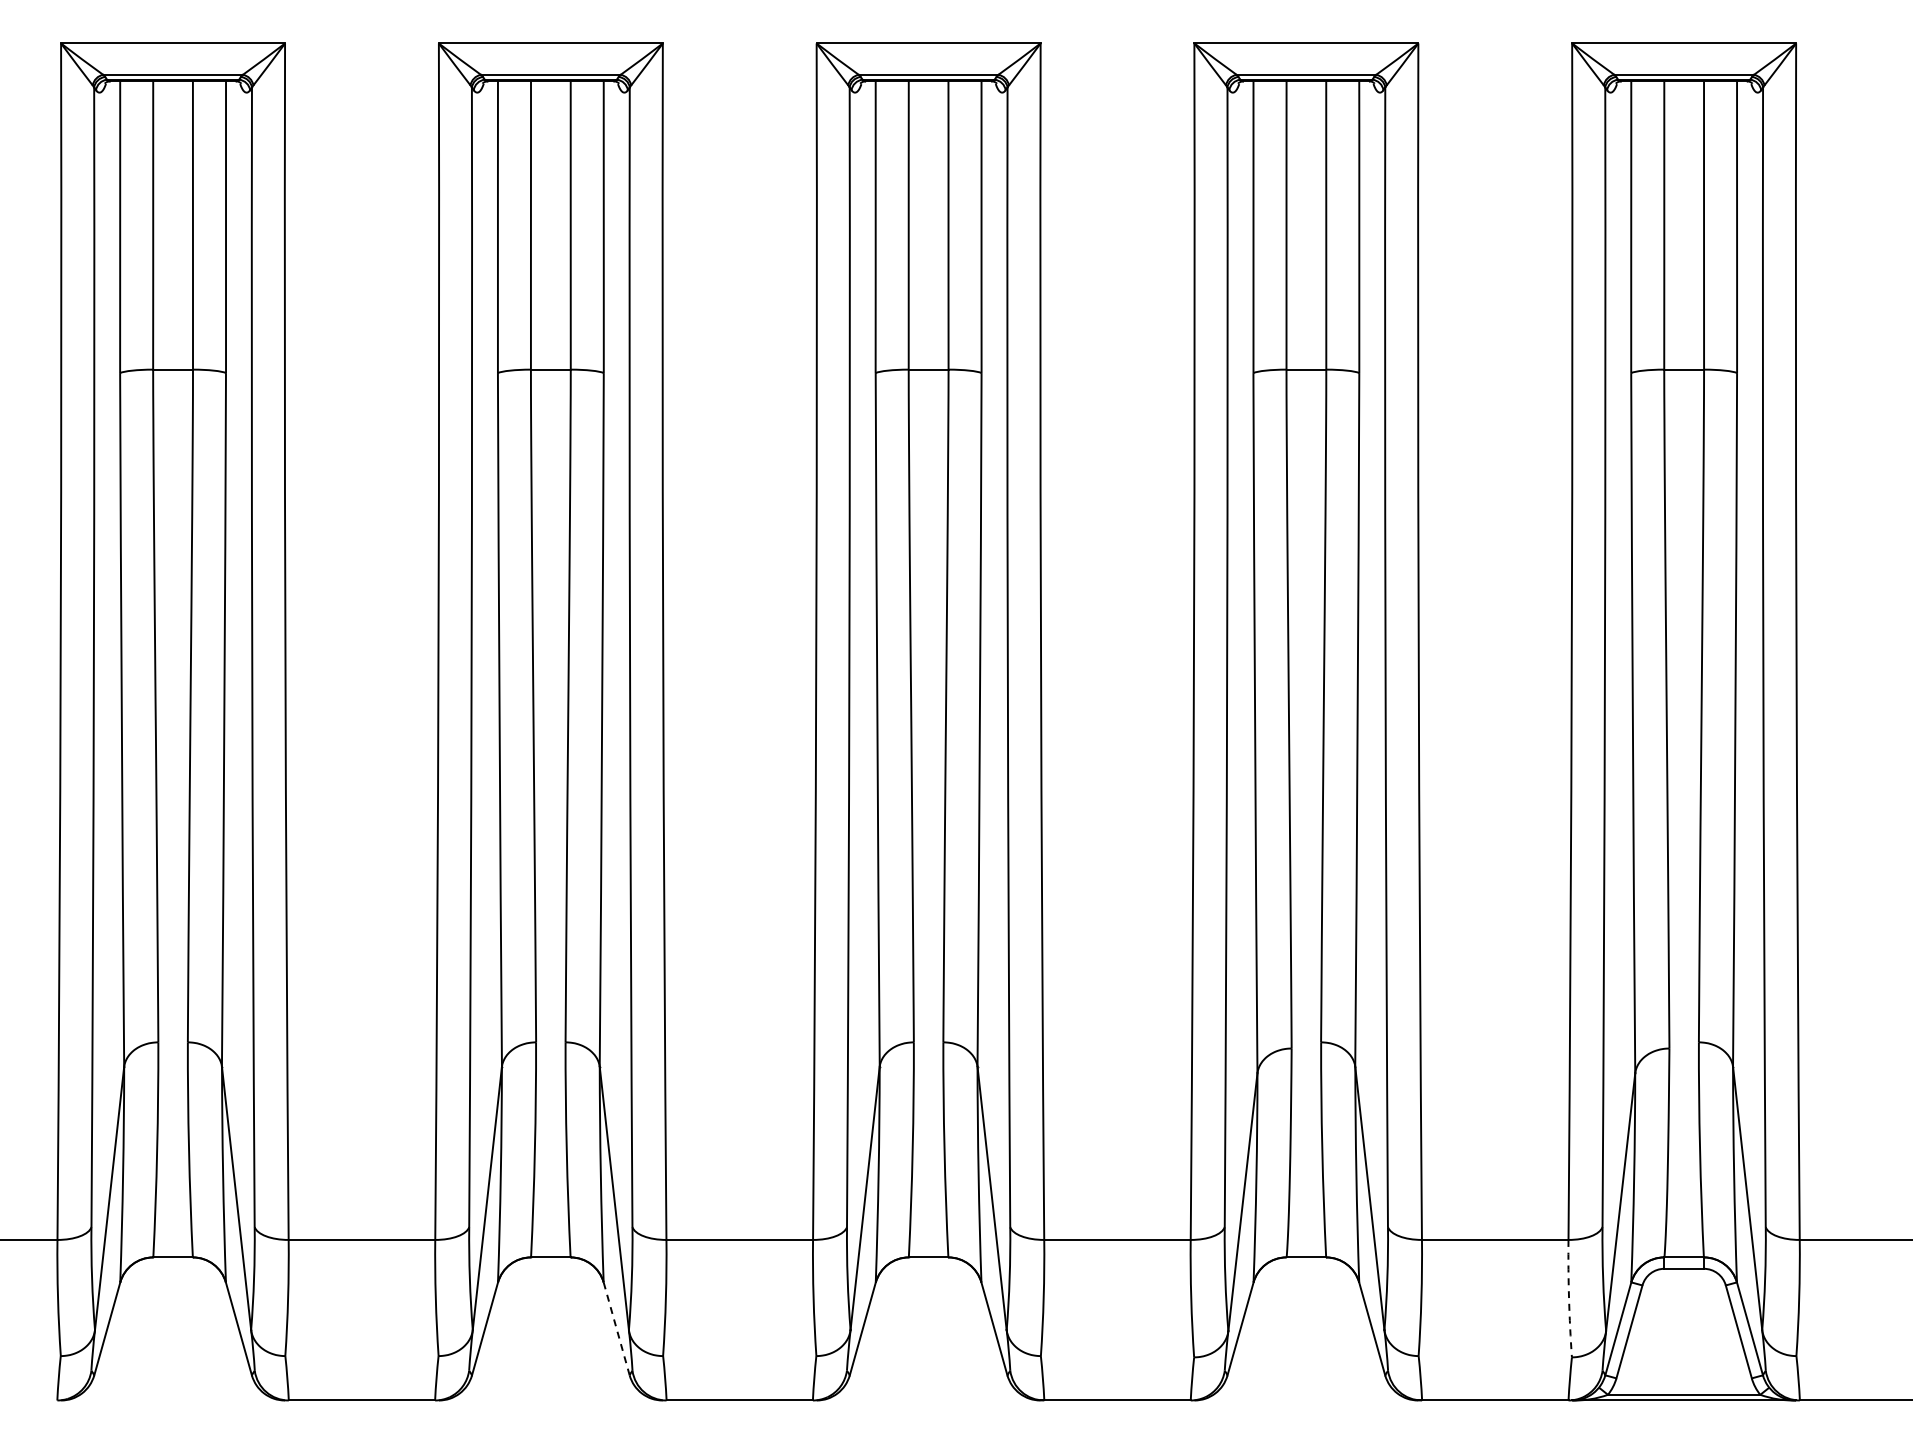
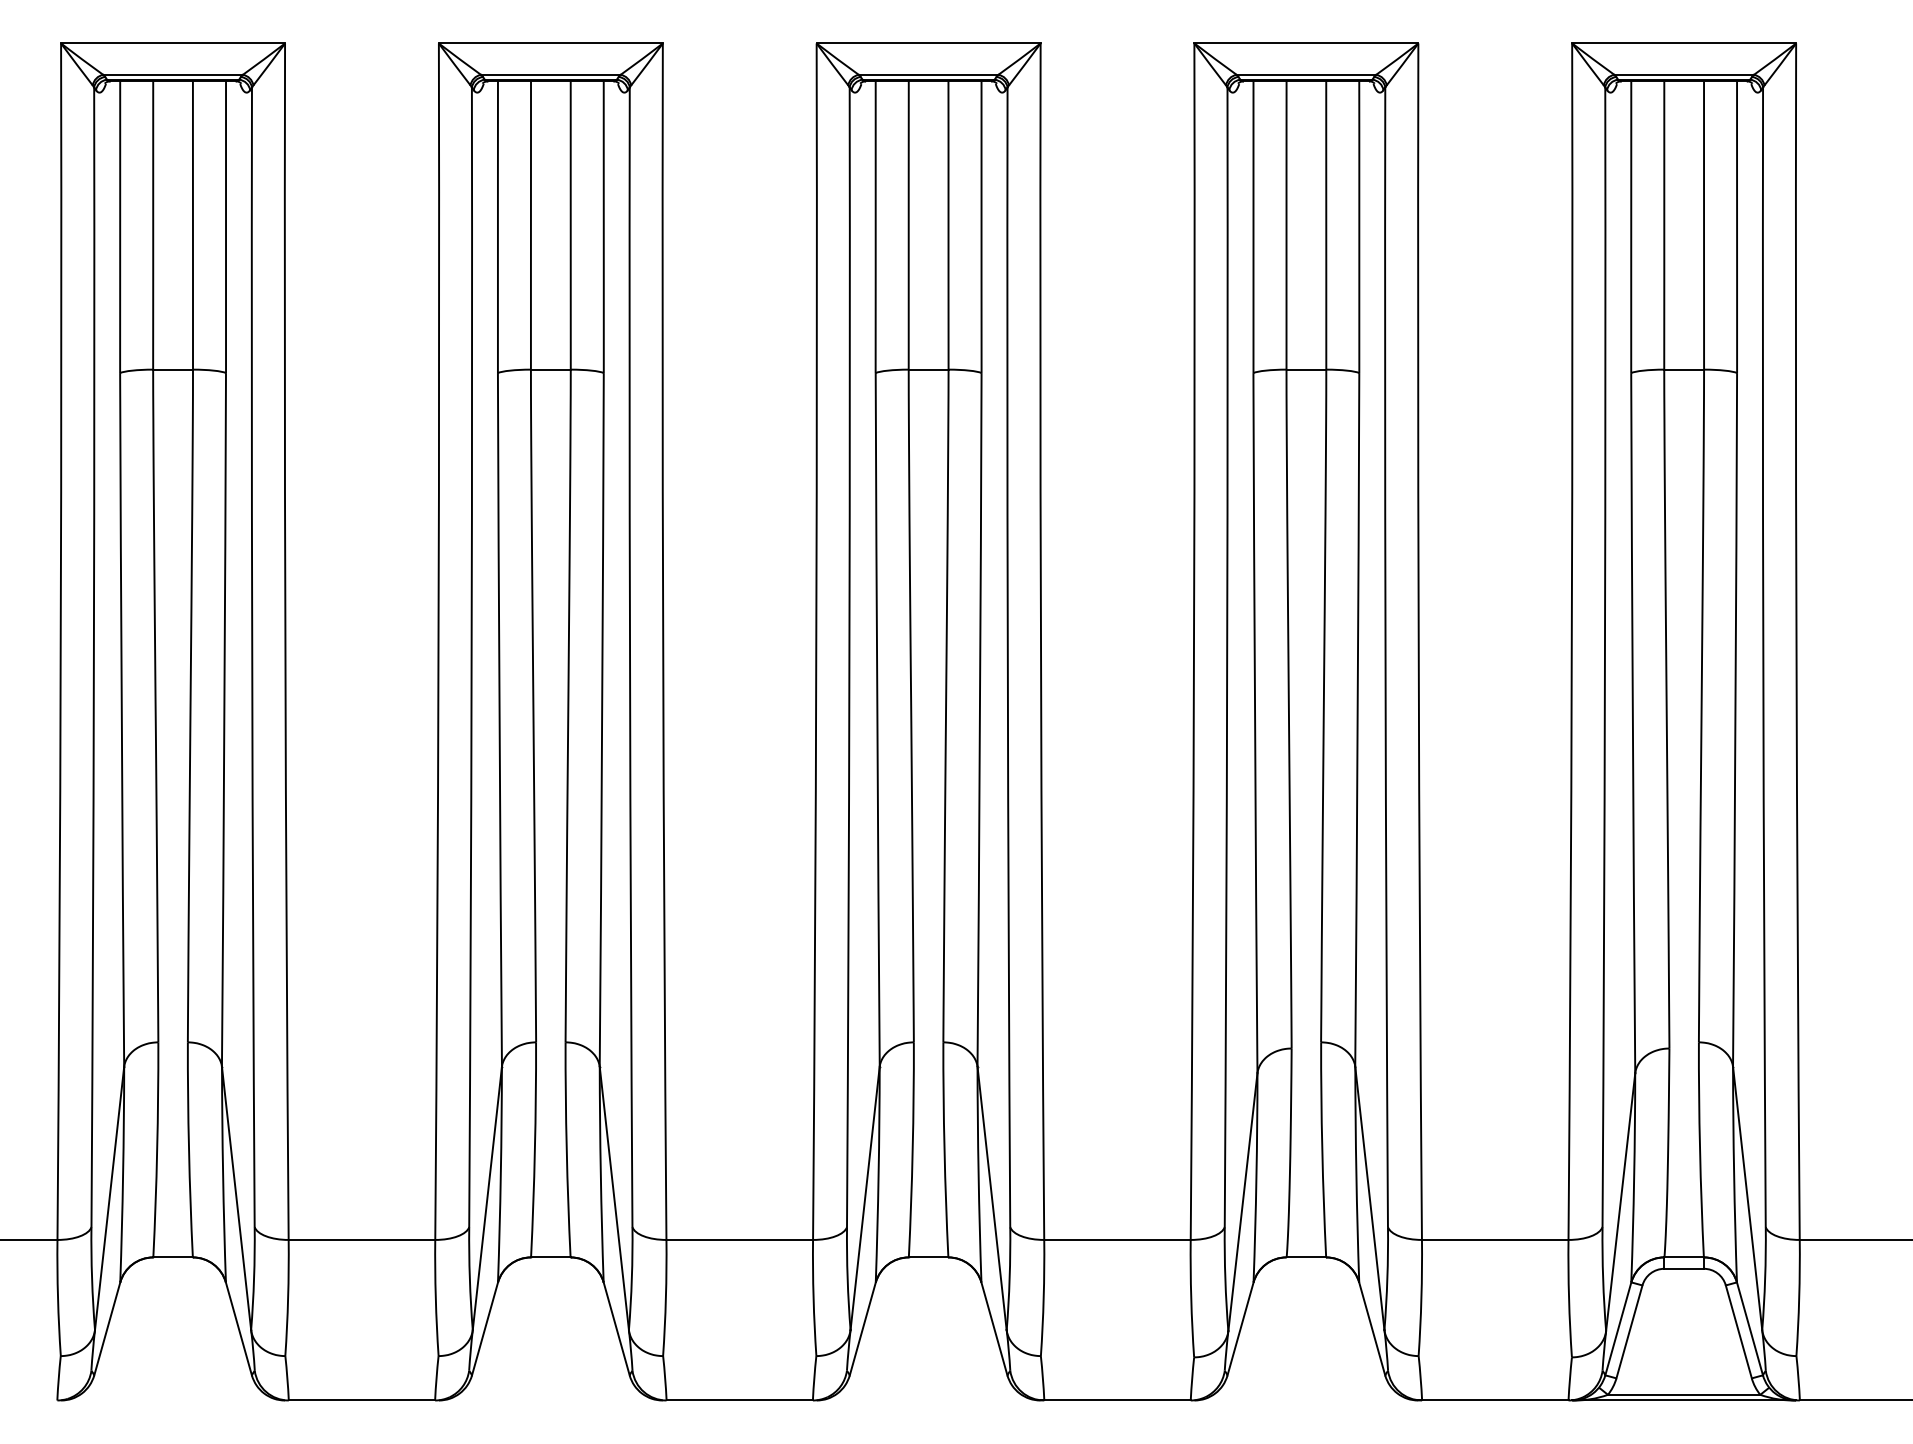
arc: dashed -> solid (1569, 1298)
line: dashed -> solid (616, 1328)
